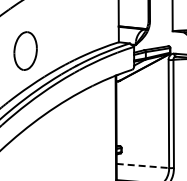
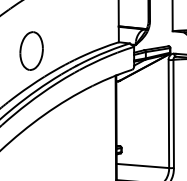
part position: (25, 50) -> (31, 50) (31, 50)
line: dashed -> solid (143, 166)
